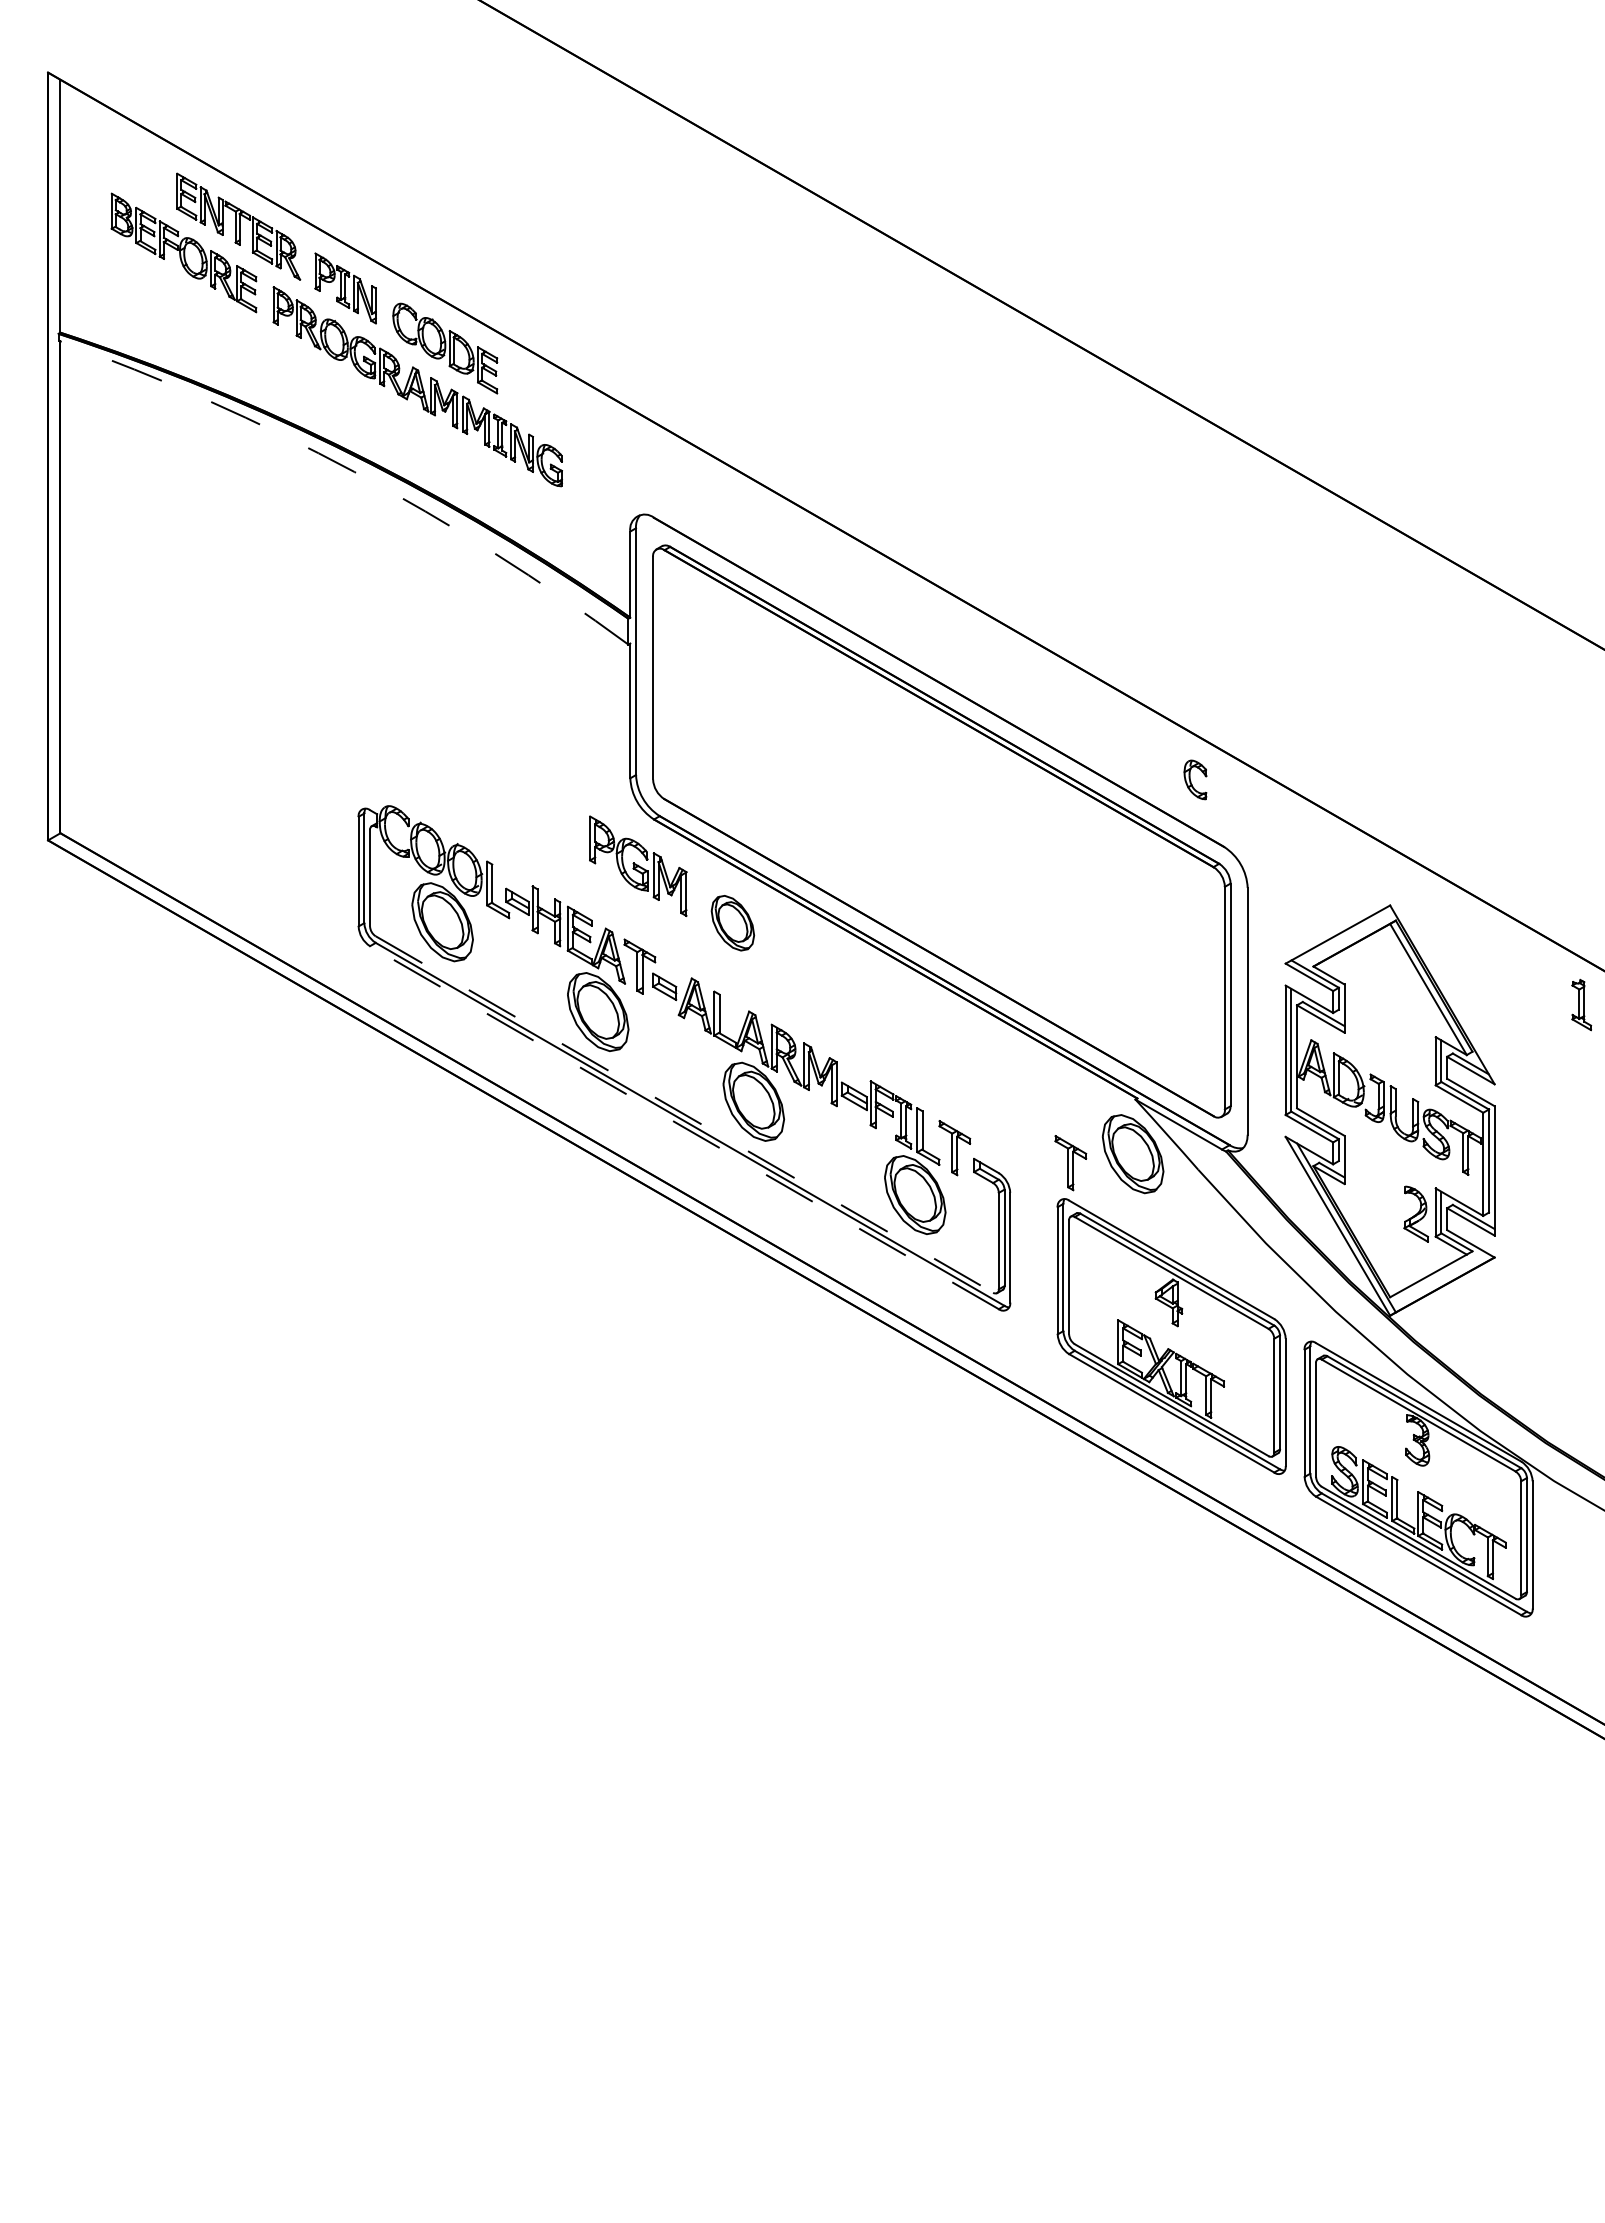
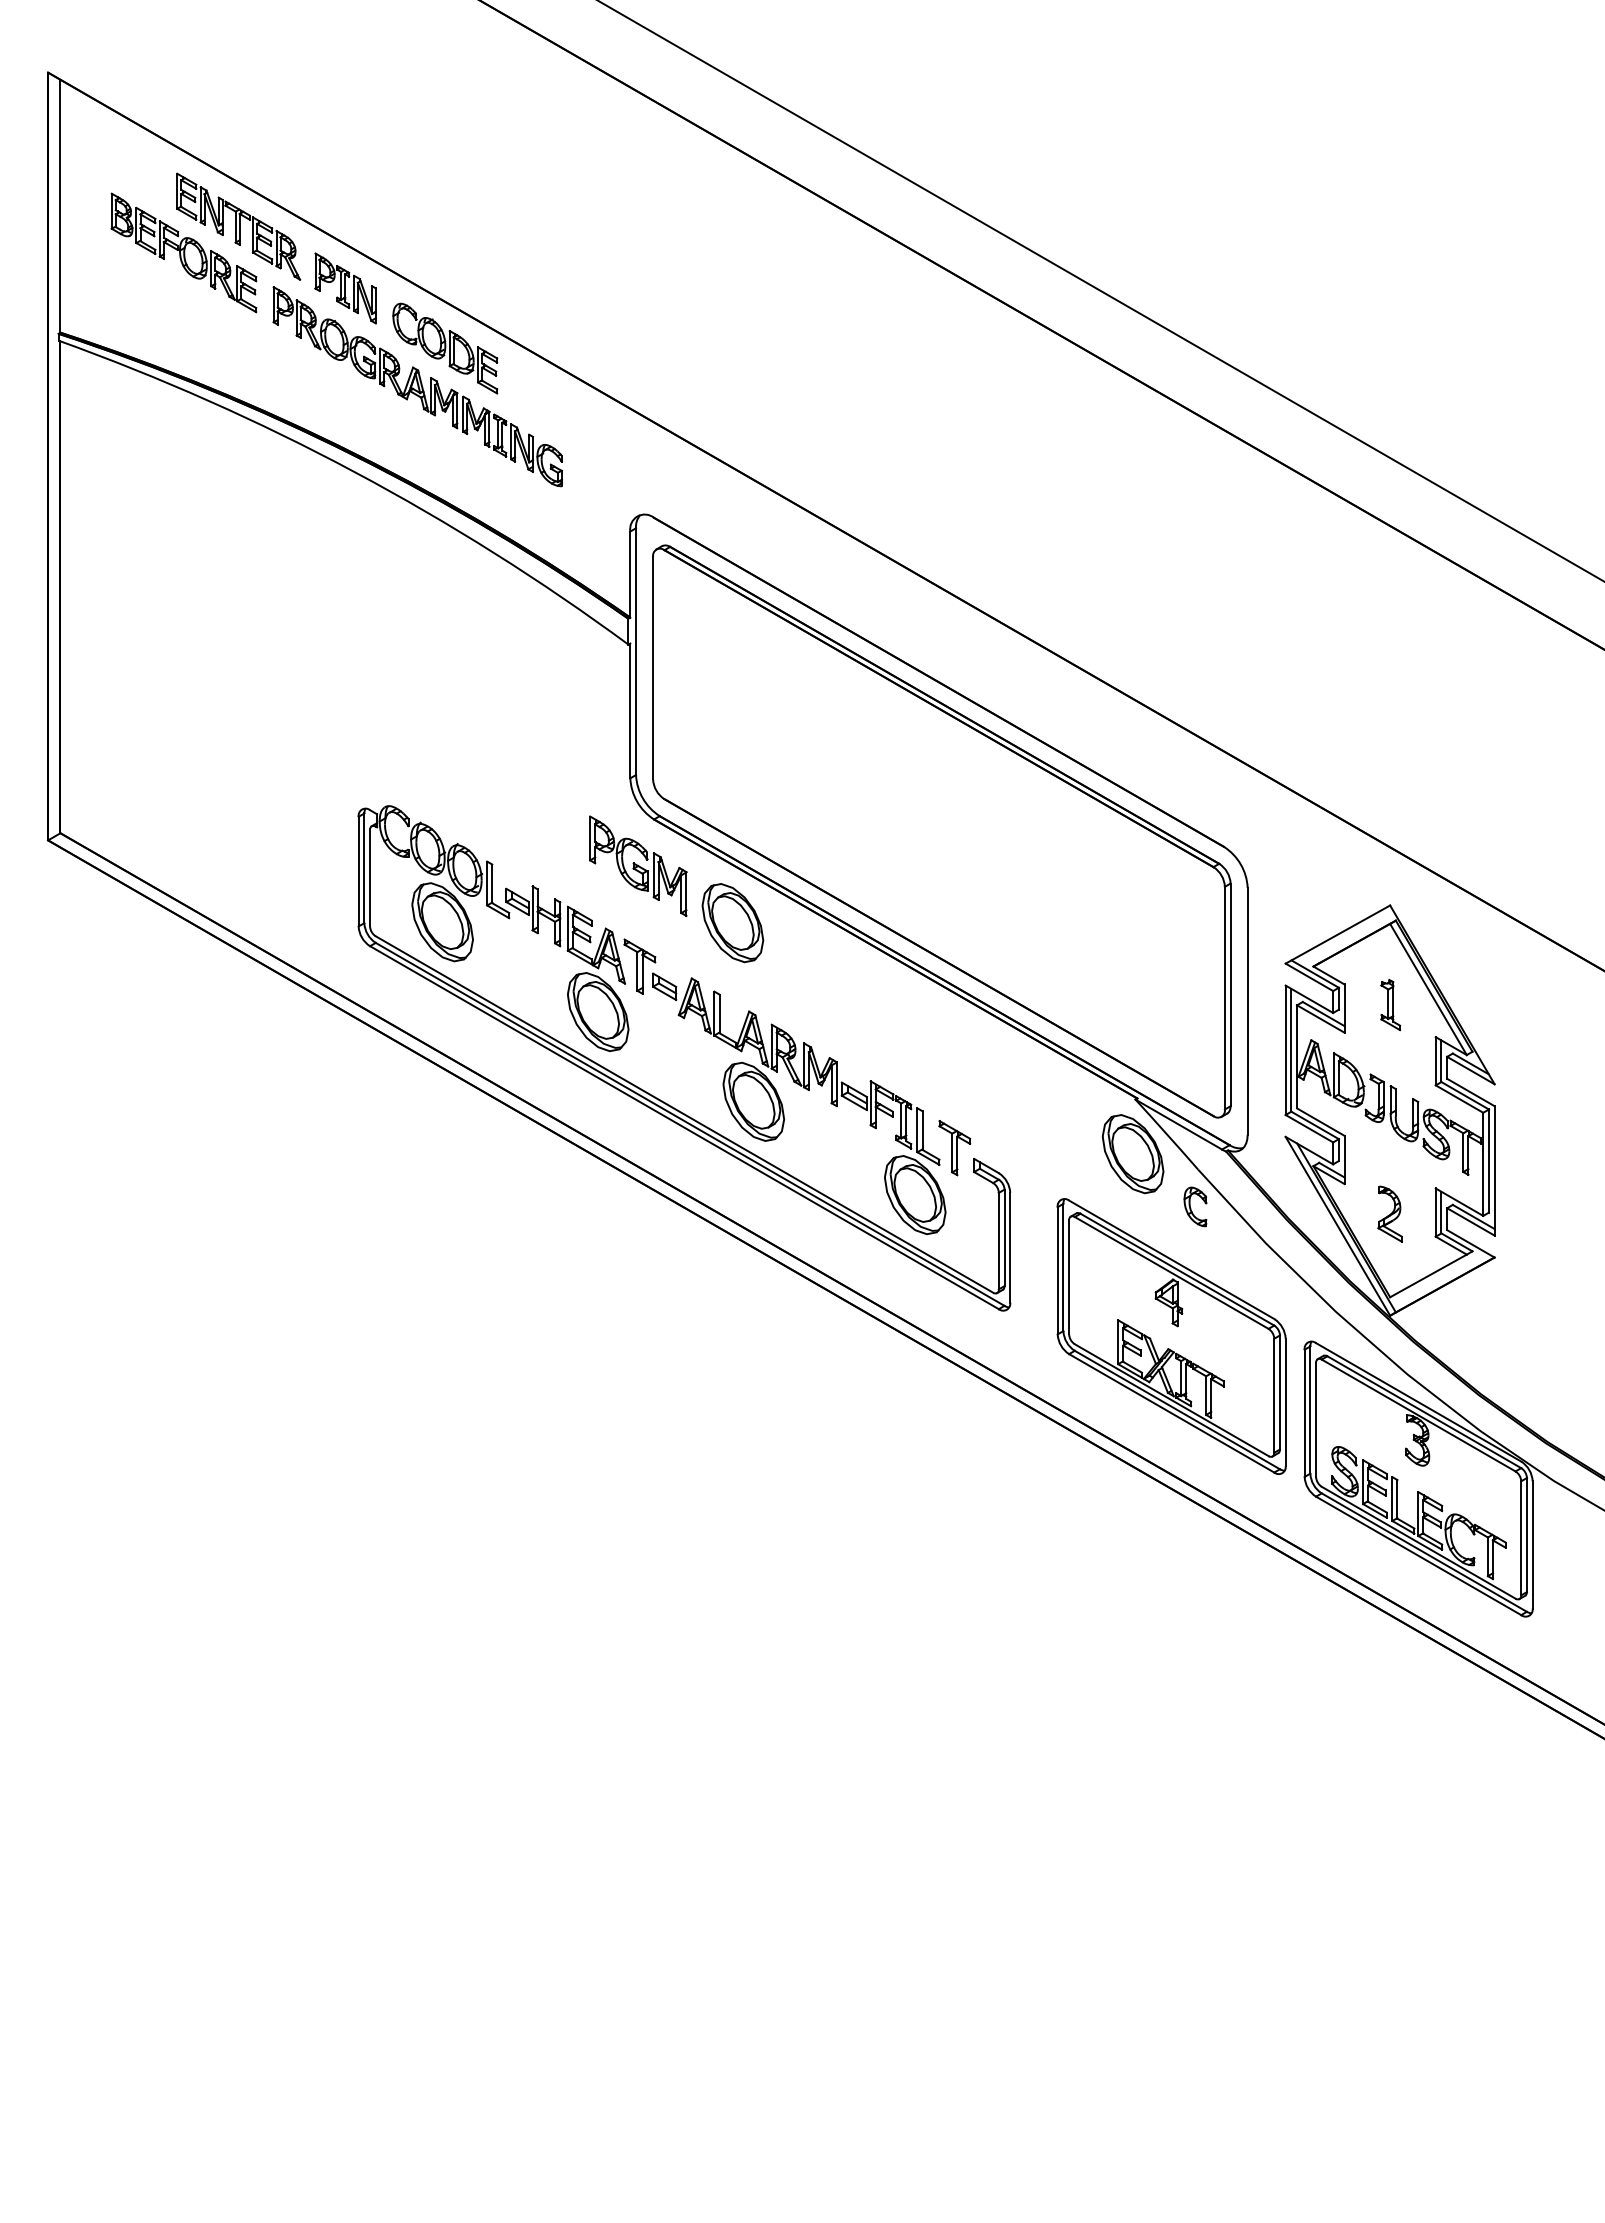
line: none -> present (1100, 291)
arc: dashed -> solid (354, 471)
part position: (1195, 779) -> (1195, 1206) (1195, 1206)
part size: 46x57 px -> 64x81 px (732, 923)
part position: (1581, 1004) -> (1390, 1004) (1390, 1004)
line: dashed -> solid (684, 1114)
line: dashed -> solid (684, 1127)
part: present -> none (1070, 1163)
part position: (1415, 1213) -> (1389, 1213) (1389, 1213)
